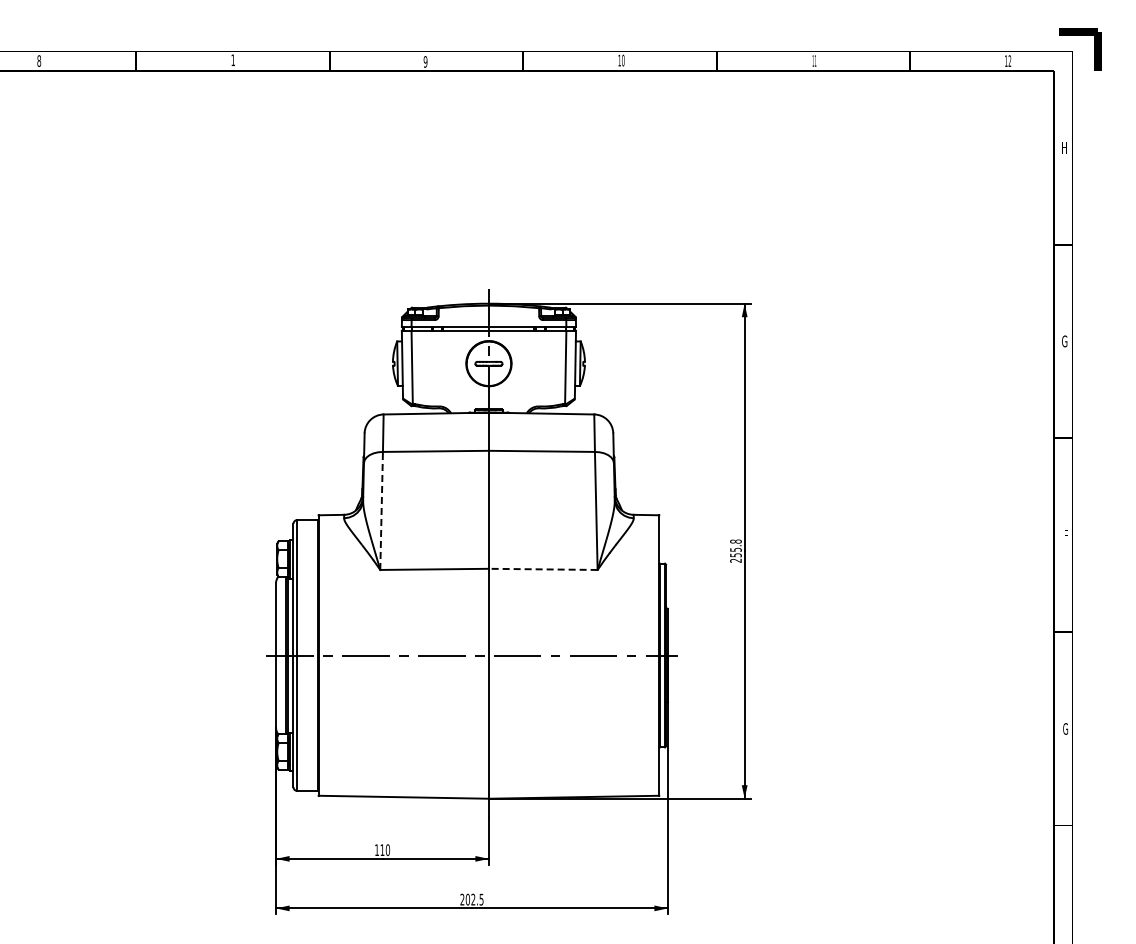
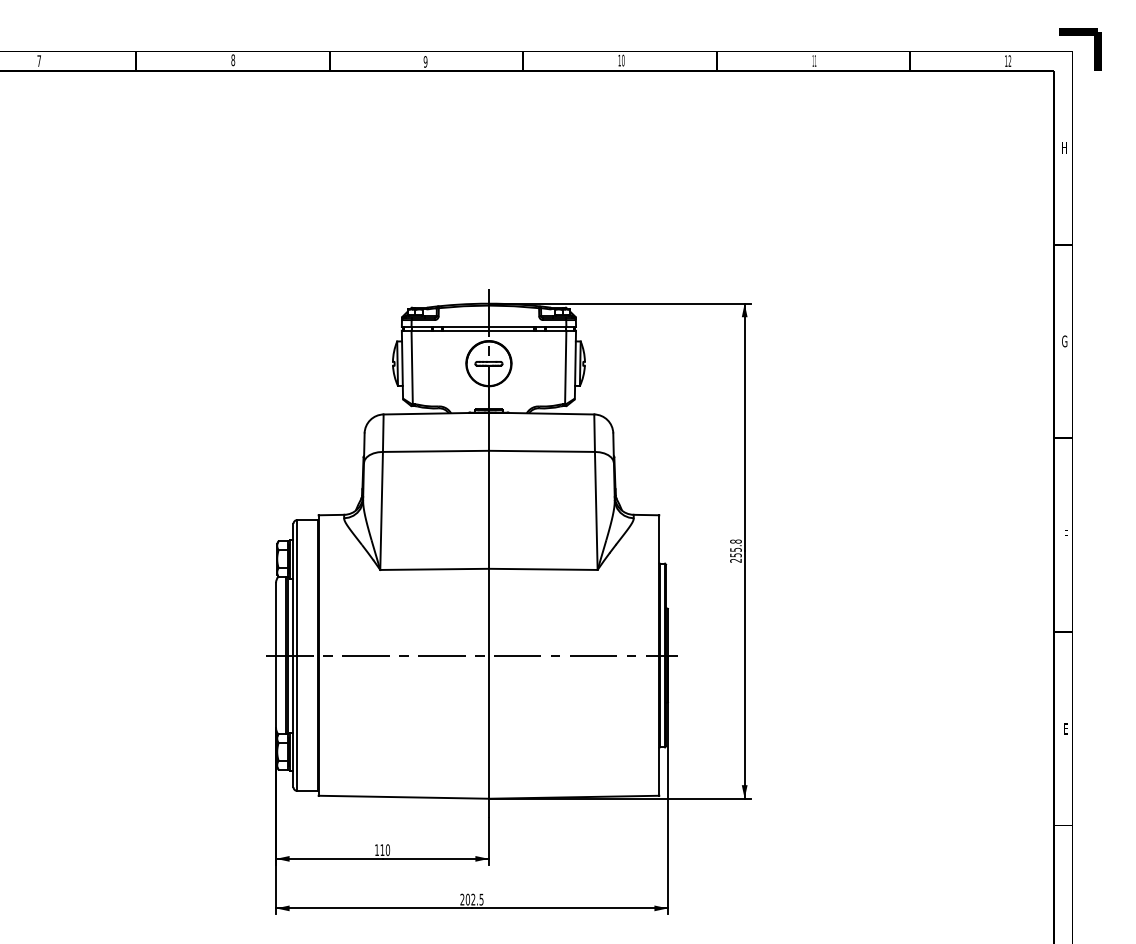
text: 8 -> 7 (39, 60)
text: 1 -> 8 (233, 60)
line: dashed -> solid (381, 510)
line: dashed -> solid (542, 569)
text: G -> E (1065, 728)
